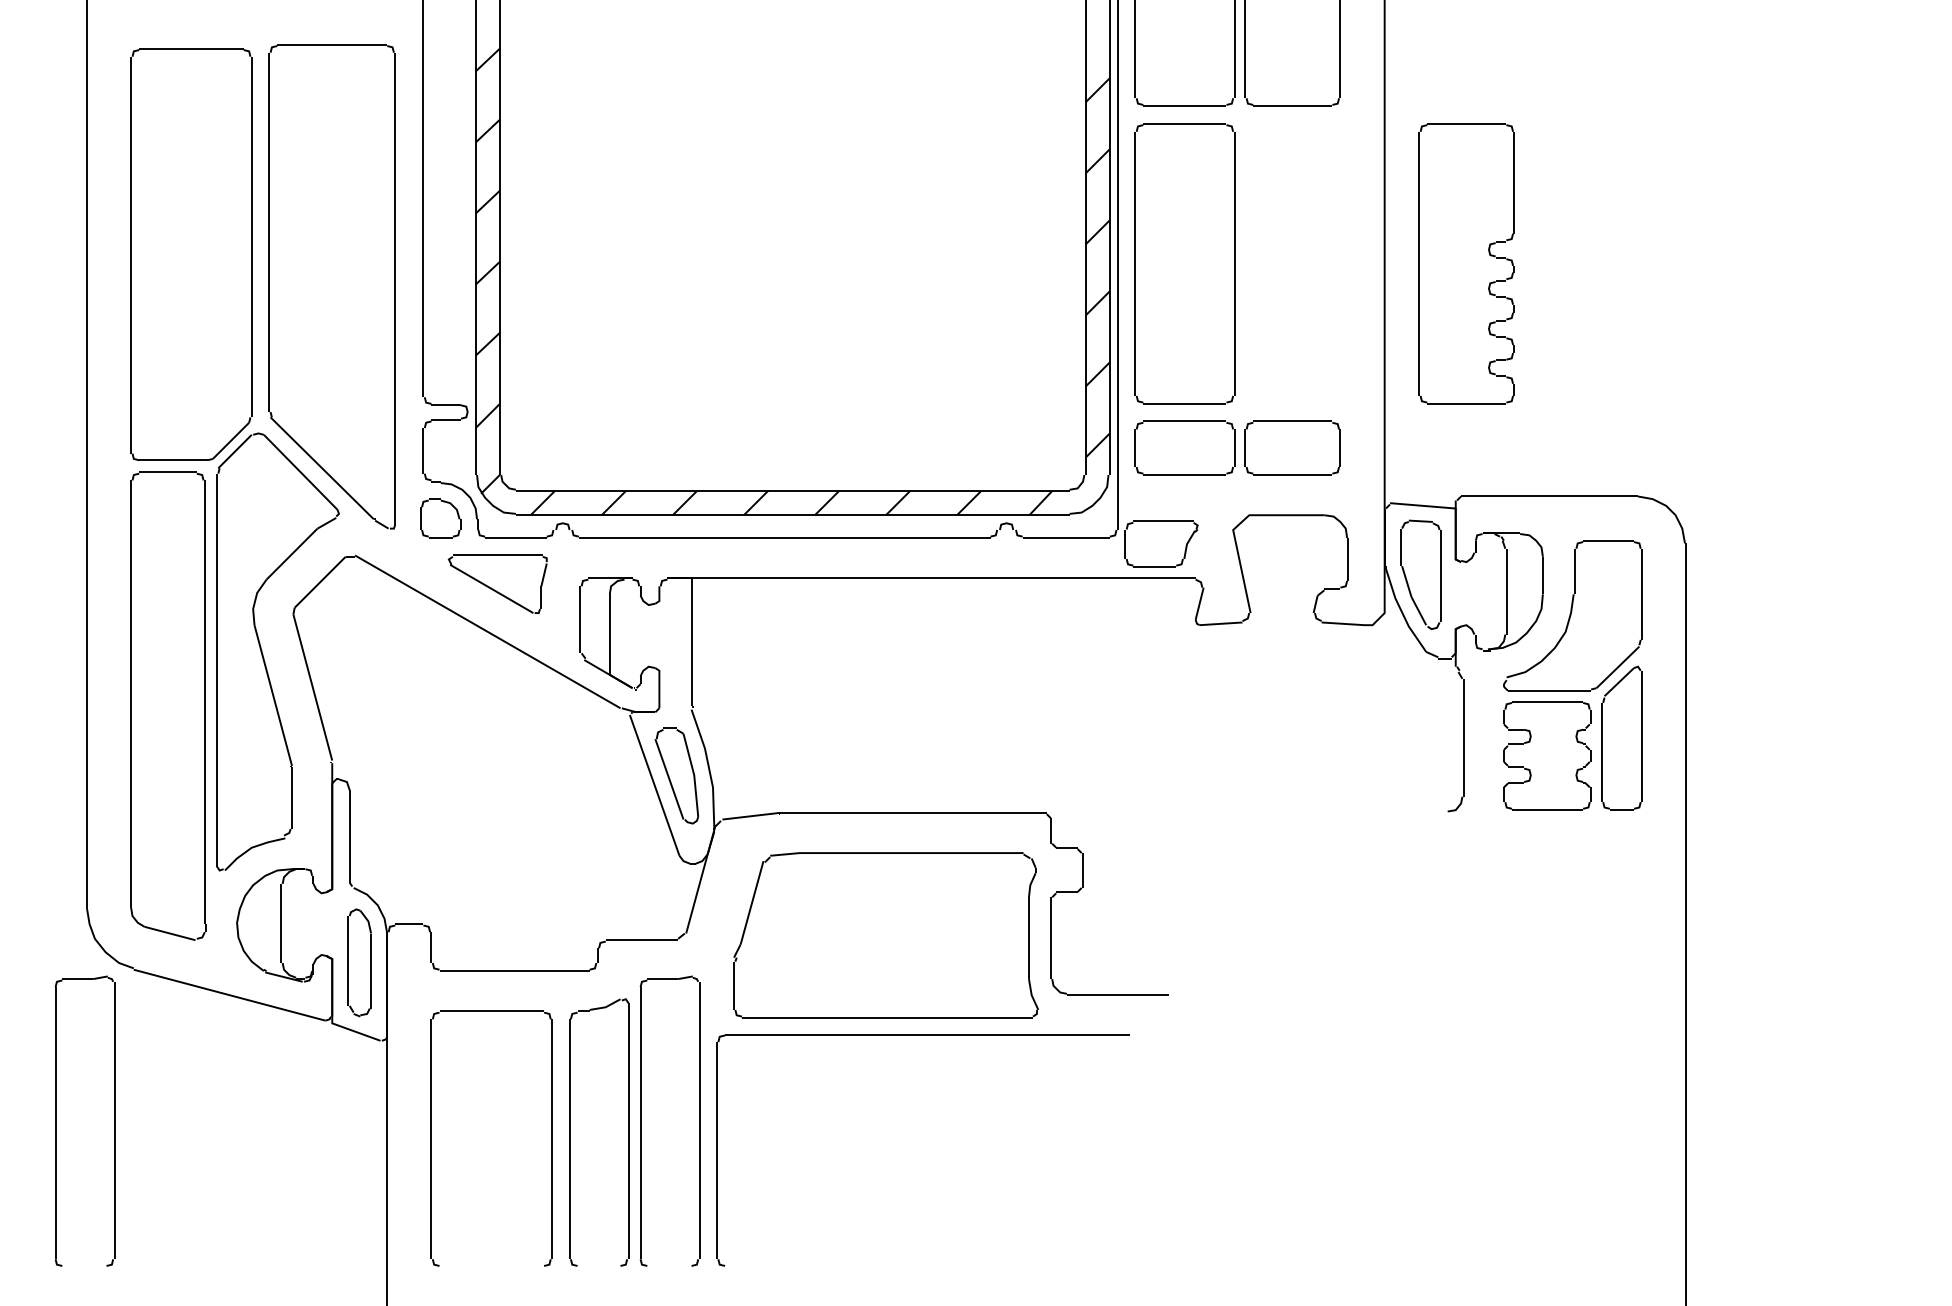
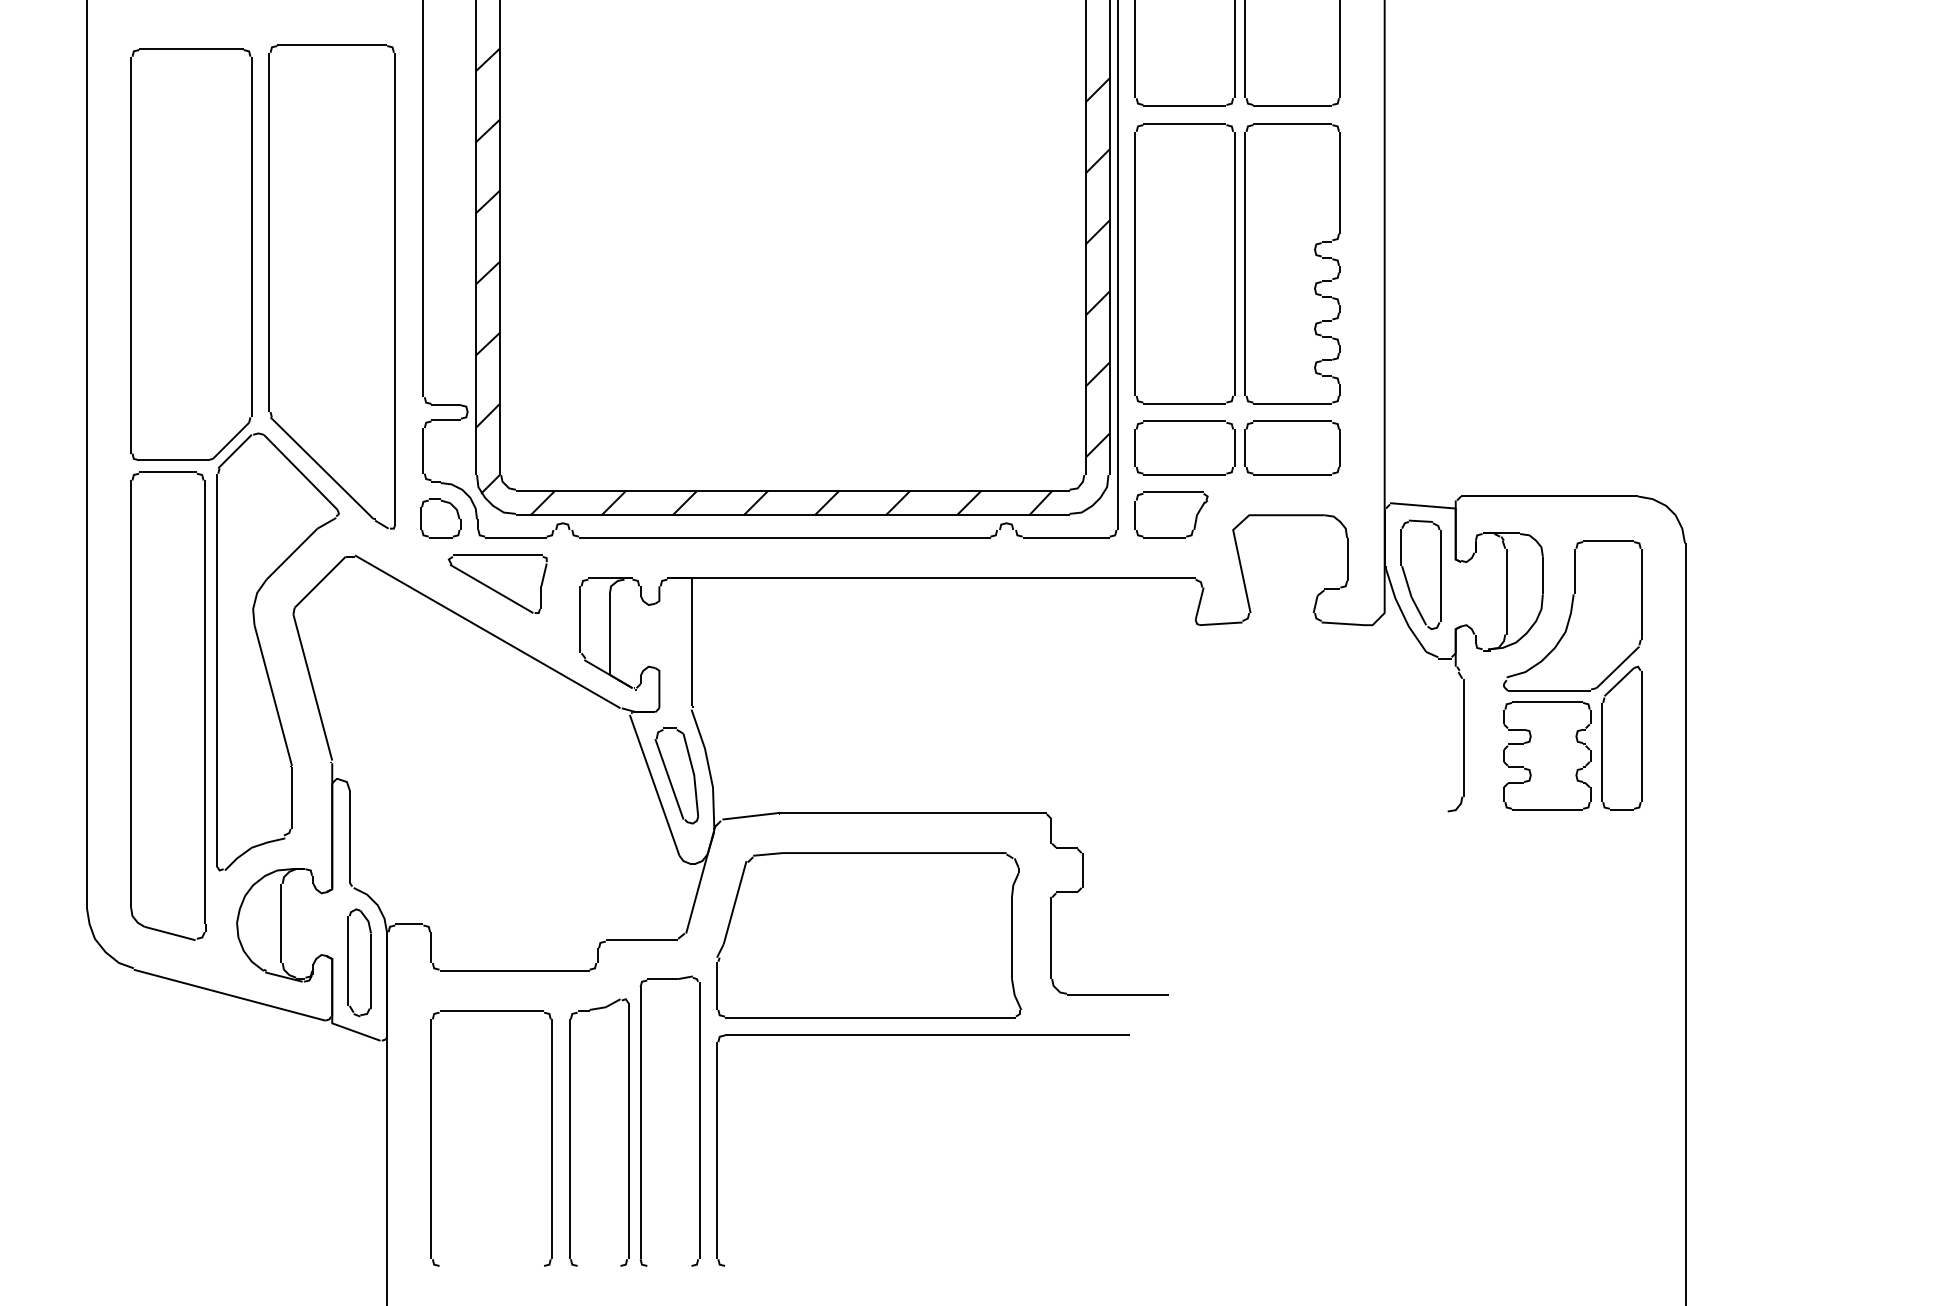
part position: (1466, 263) -> (1292, 263) (1292, 263)
part position: (1161, 543) -> (1171, 514) (1171, 514)
part position: (885, 935) -> (868, 935) (868, 935)
part: present -> none (56, 1120)
